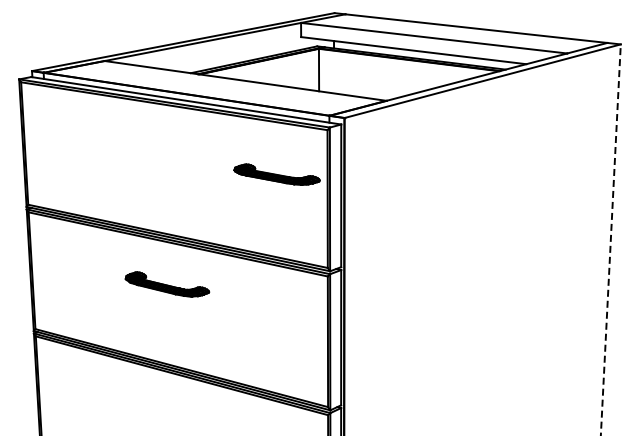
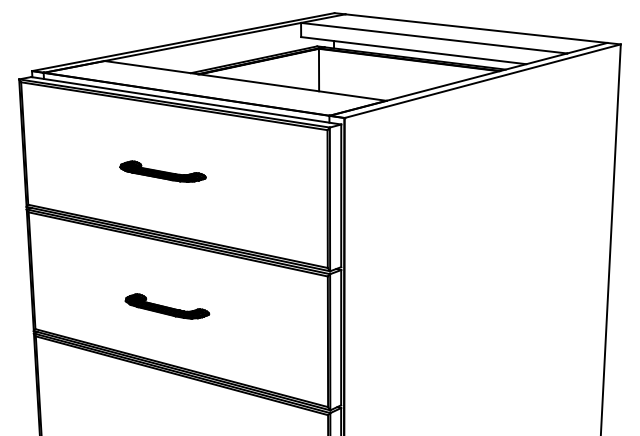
part position: (276, 174) -> (162, 171) (162, 171)
line: dashed -> solid (610, 240)
part position: (167, 284) -> (167, 306) (167, 306)
